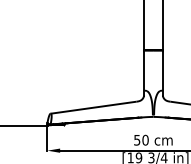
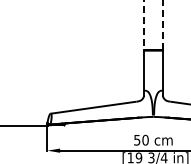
line: solid -> dashed (143, 25)
line: solid -> dashed (163, 25)
